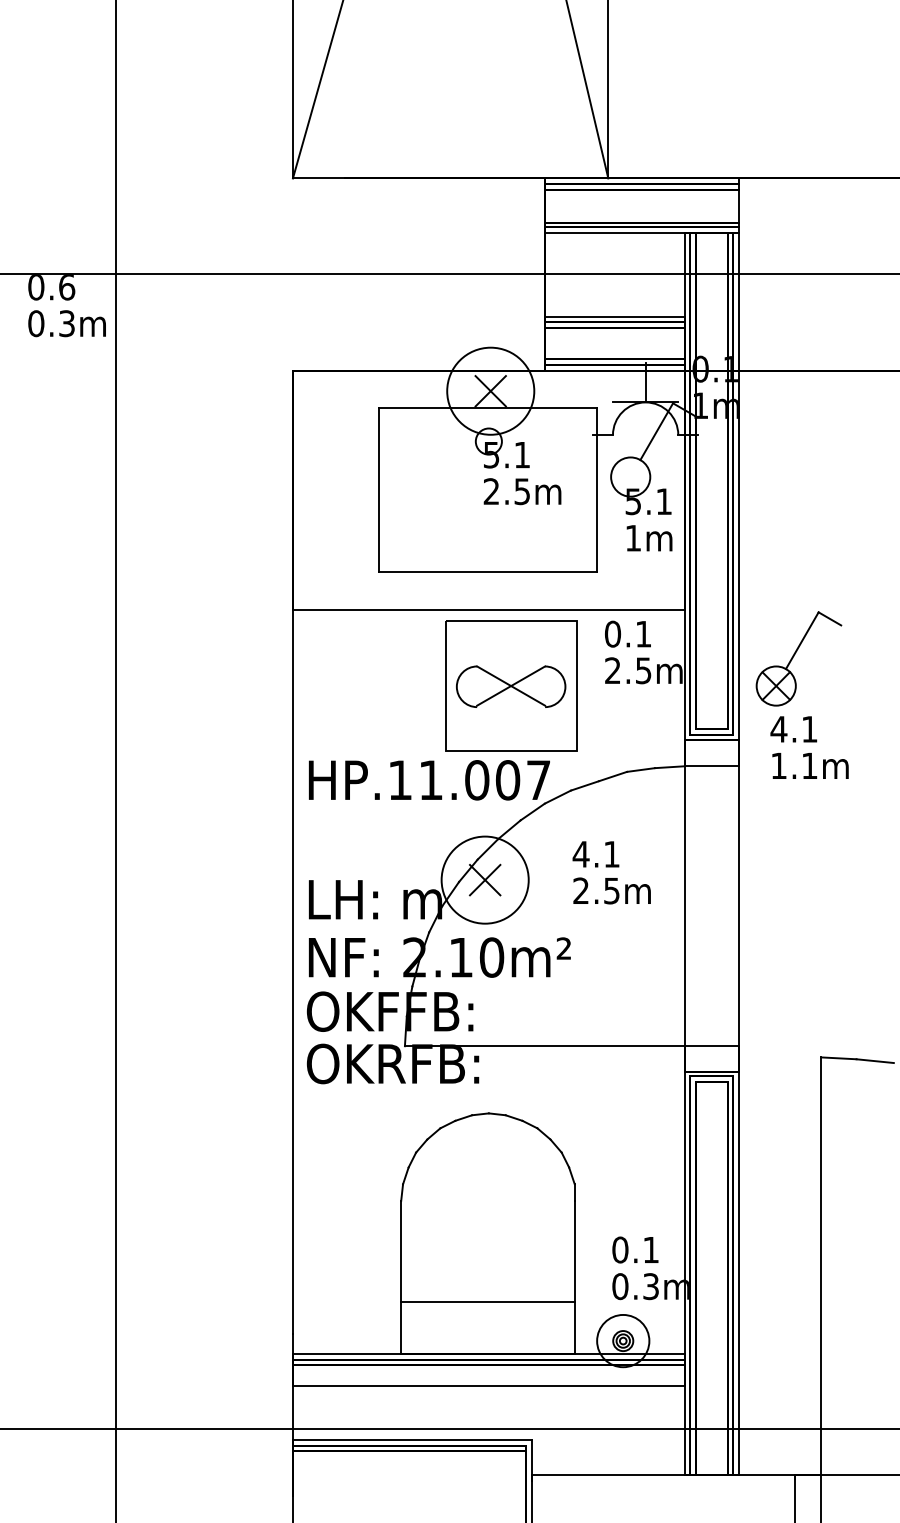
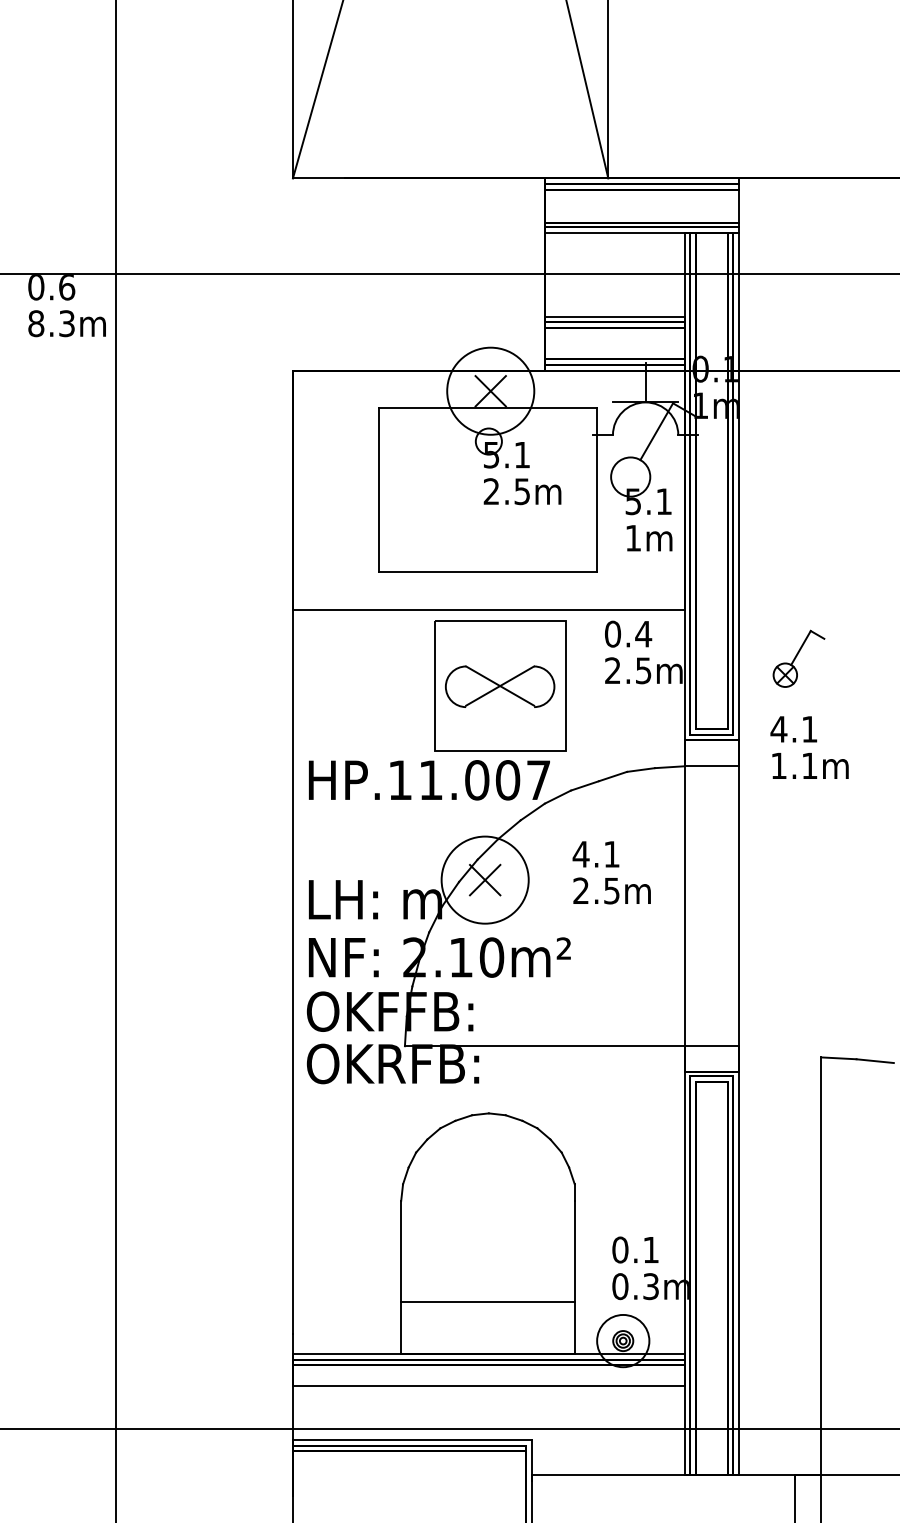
text: 0.3m -> 8.3m (36, 323)
text: 0.1 -> 0.4 (643, 634)
part size: 88x96 px -> 54x59 px (798, 658)
part position: (511, 685) -> (500, 685) (500, 685)
